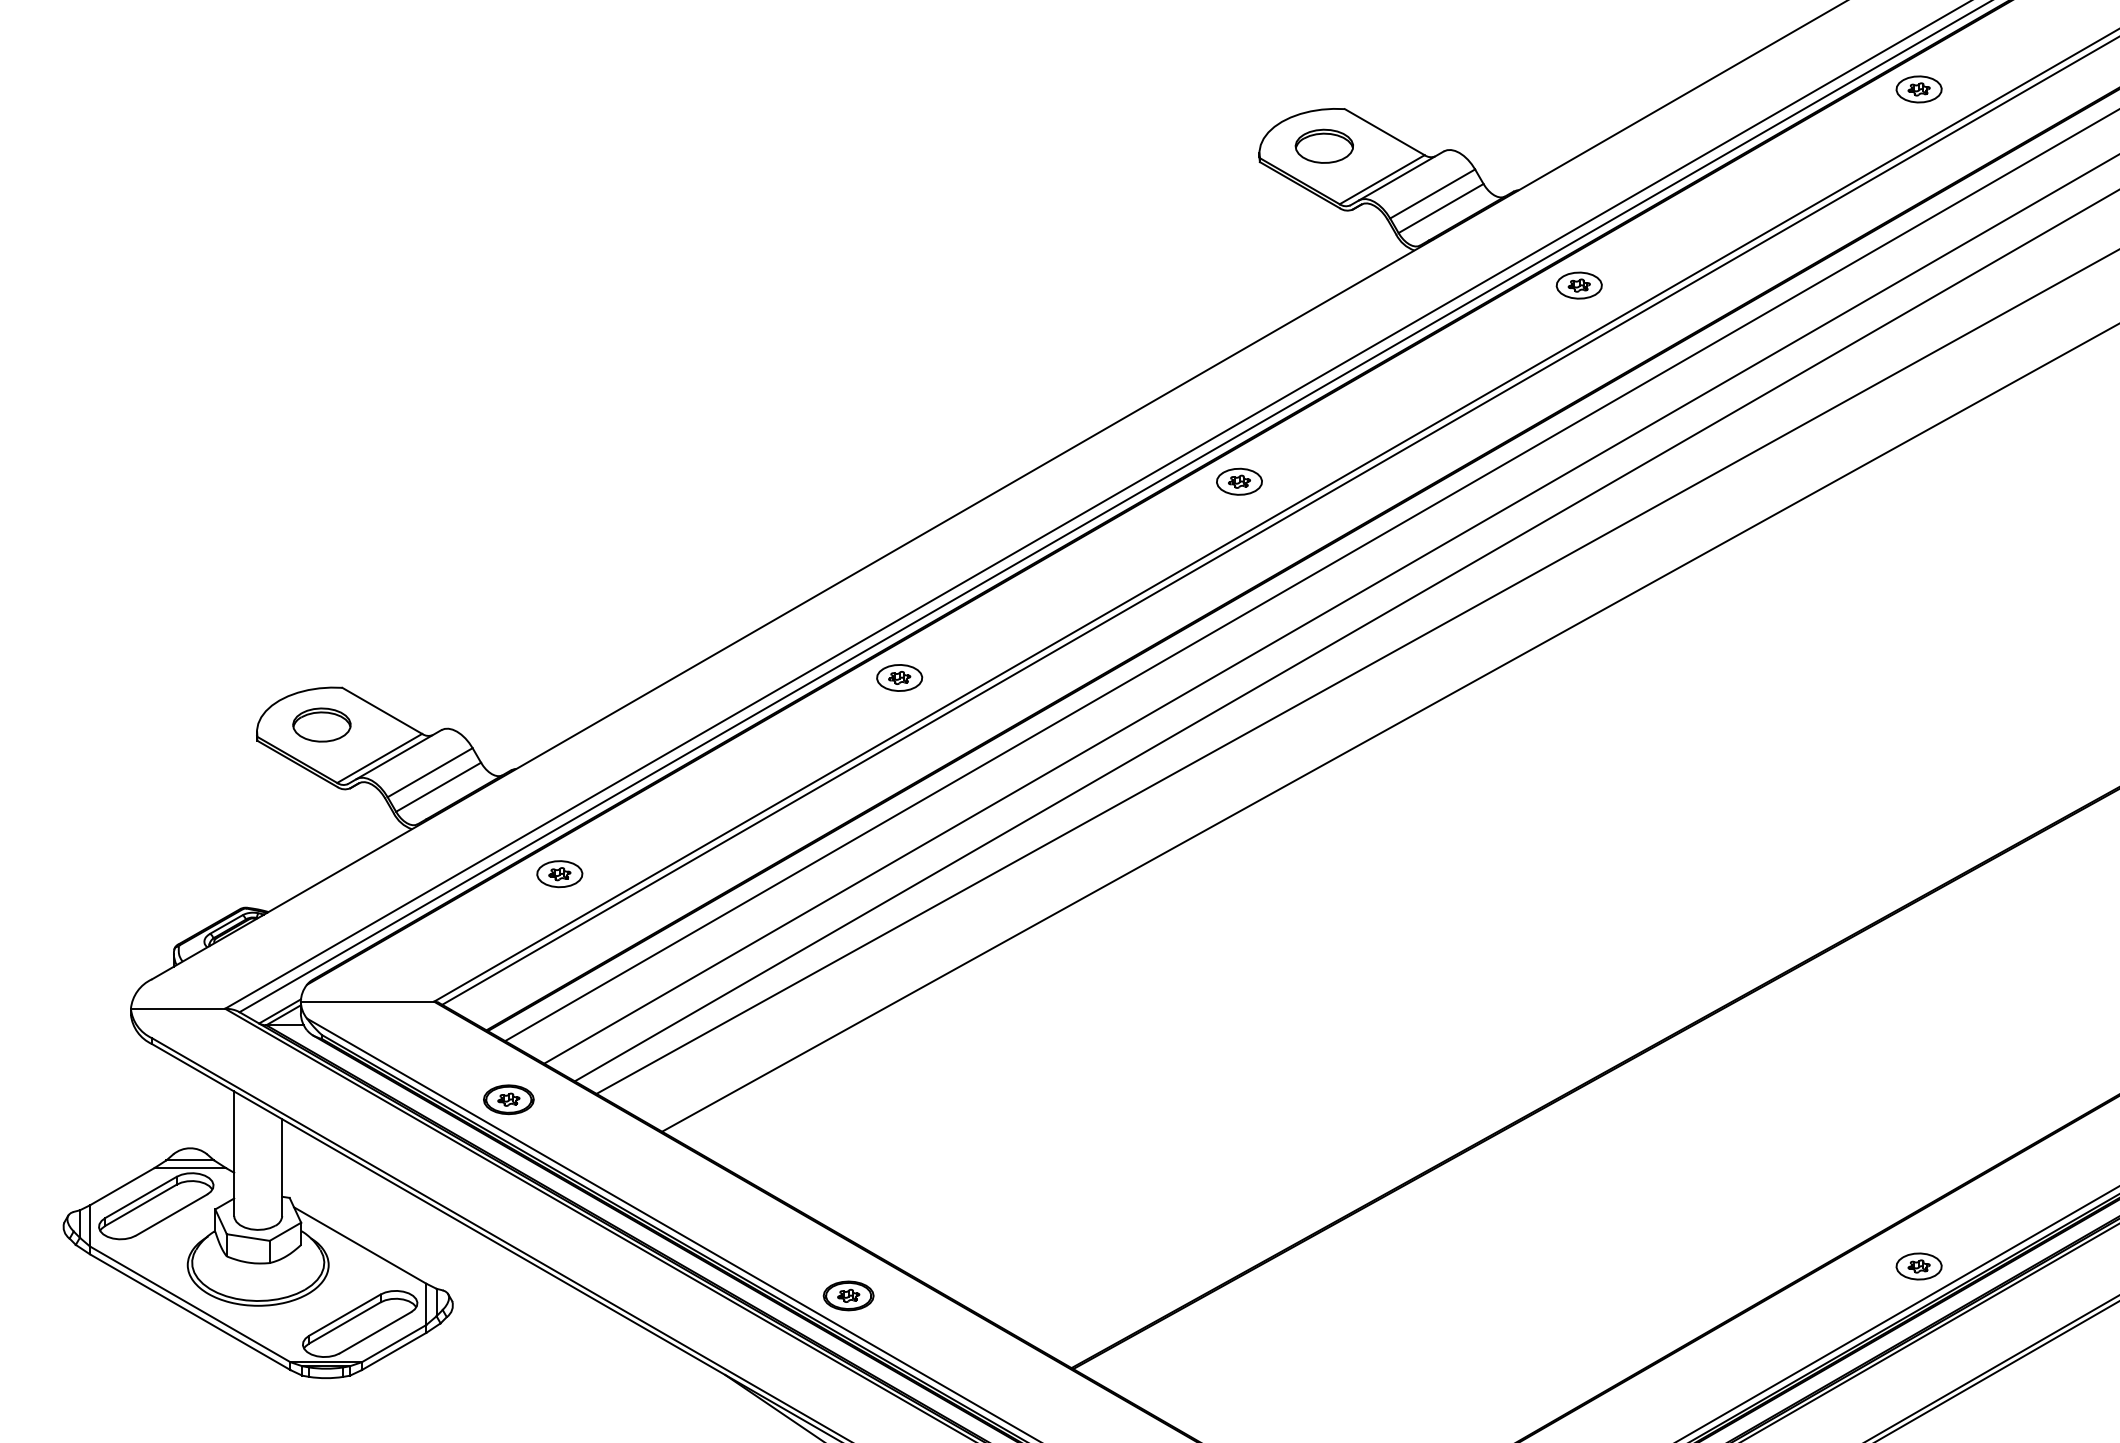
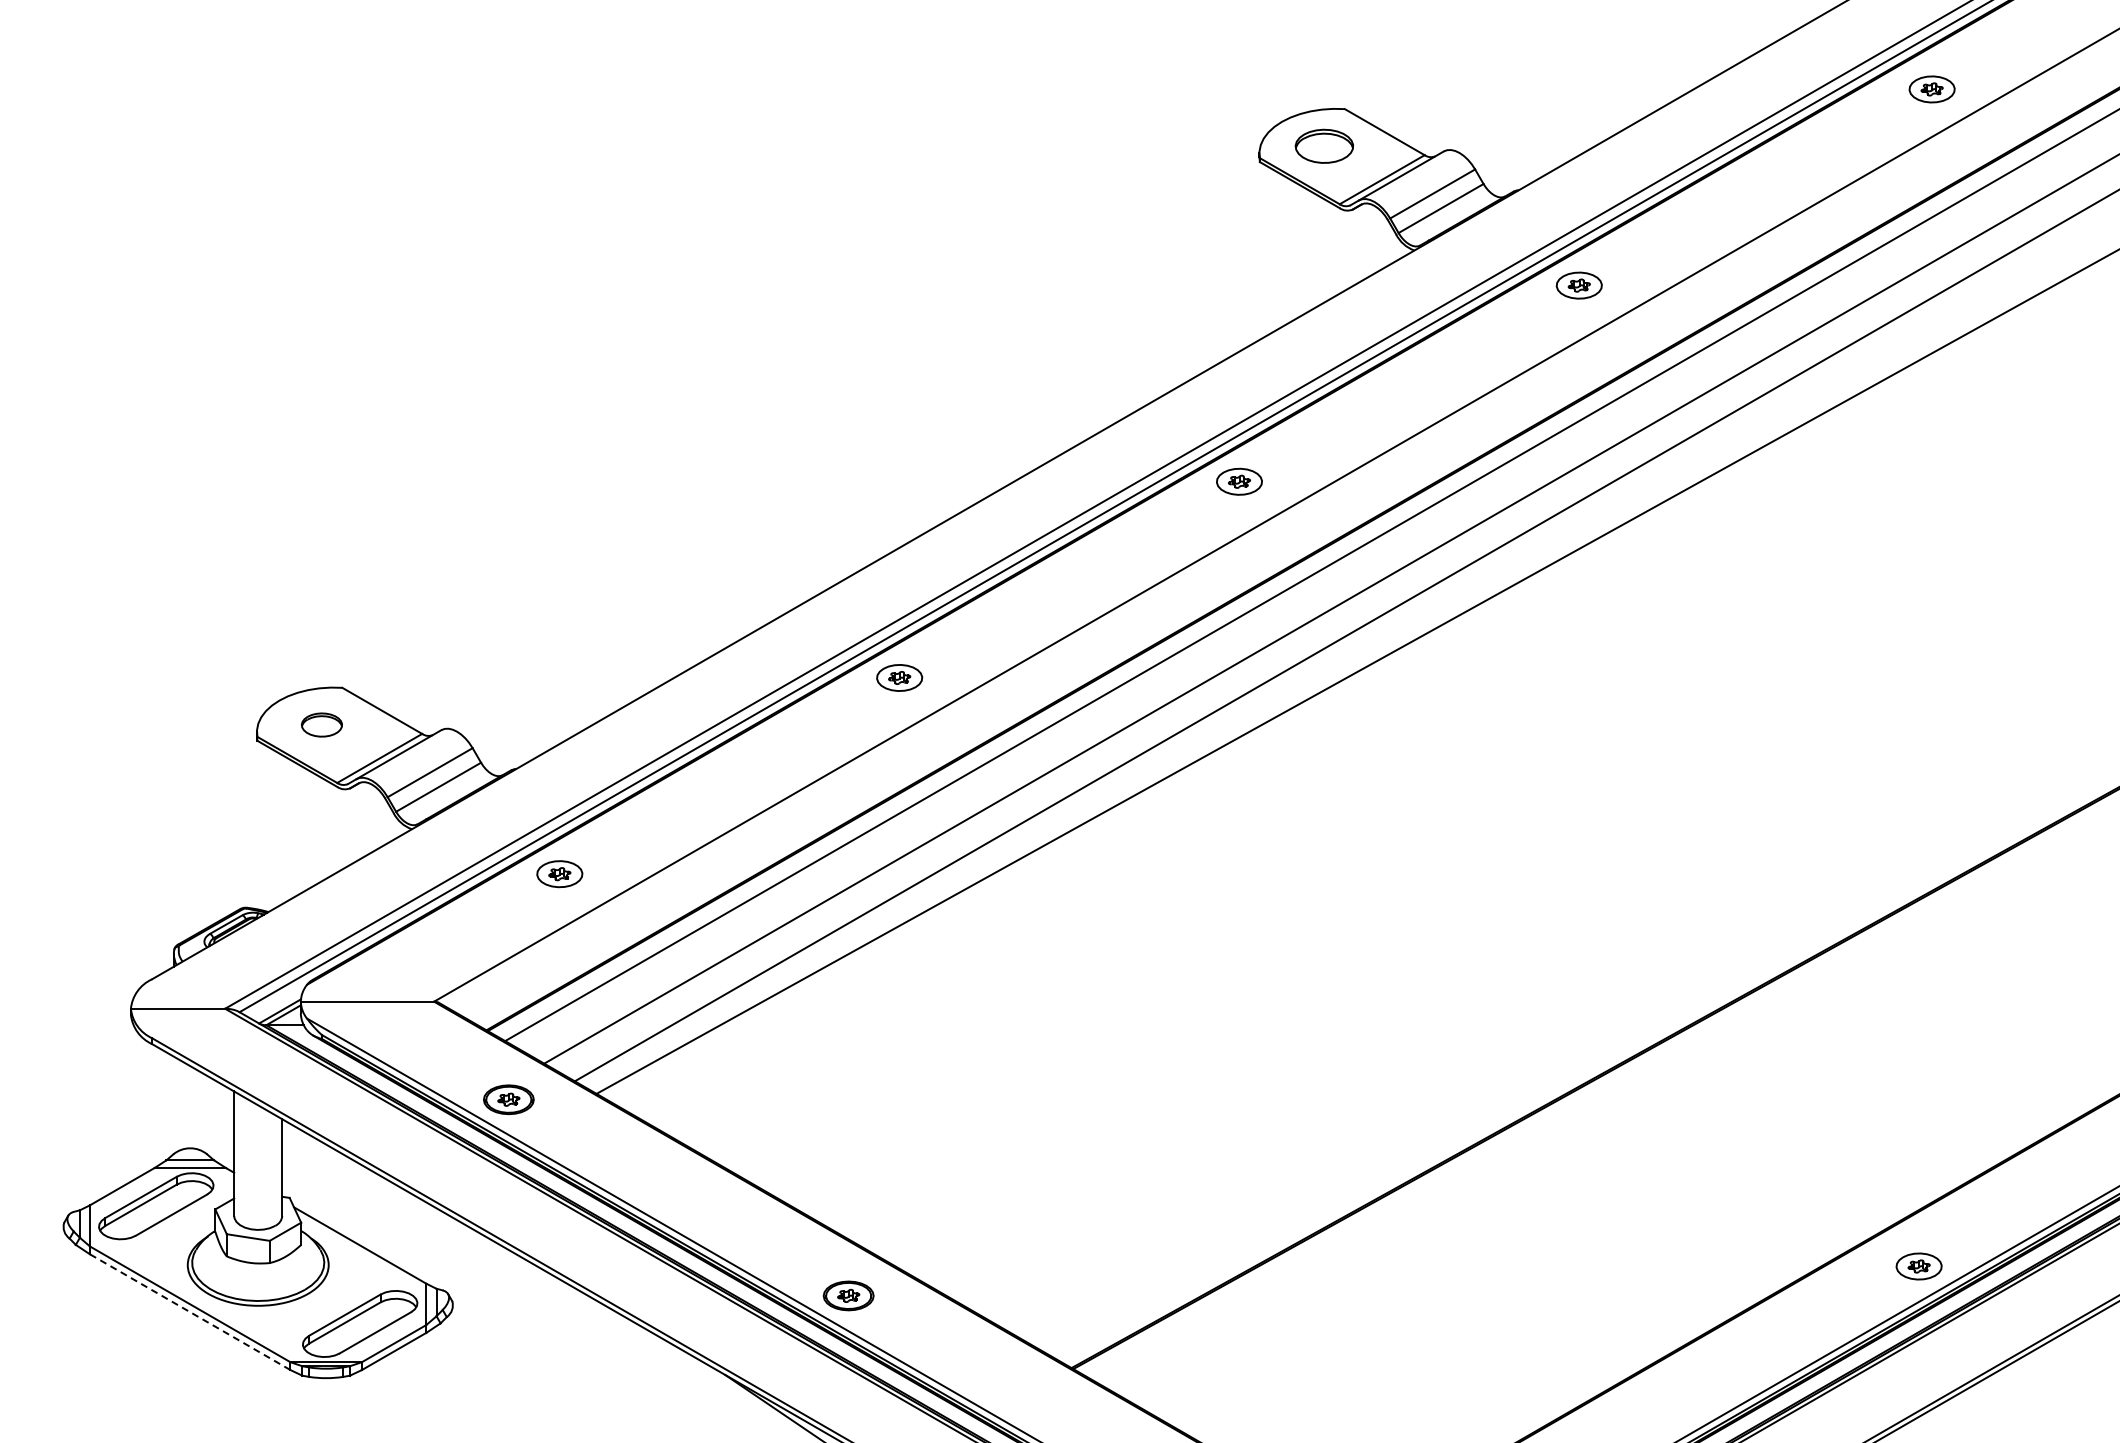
part position: (1918, 89) -> (1931, 89) (1931, 89)
line: present -> none (1279, 521)
part size: 60x36 px -> 42x26 px (321, 724)
line: present -> none (1389, 728)
line: solid -> dashed (190, 1312)
